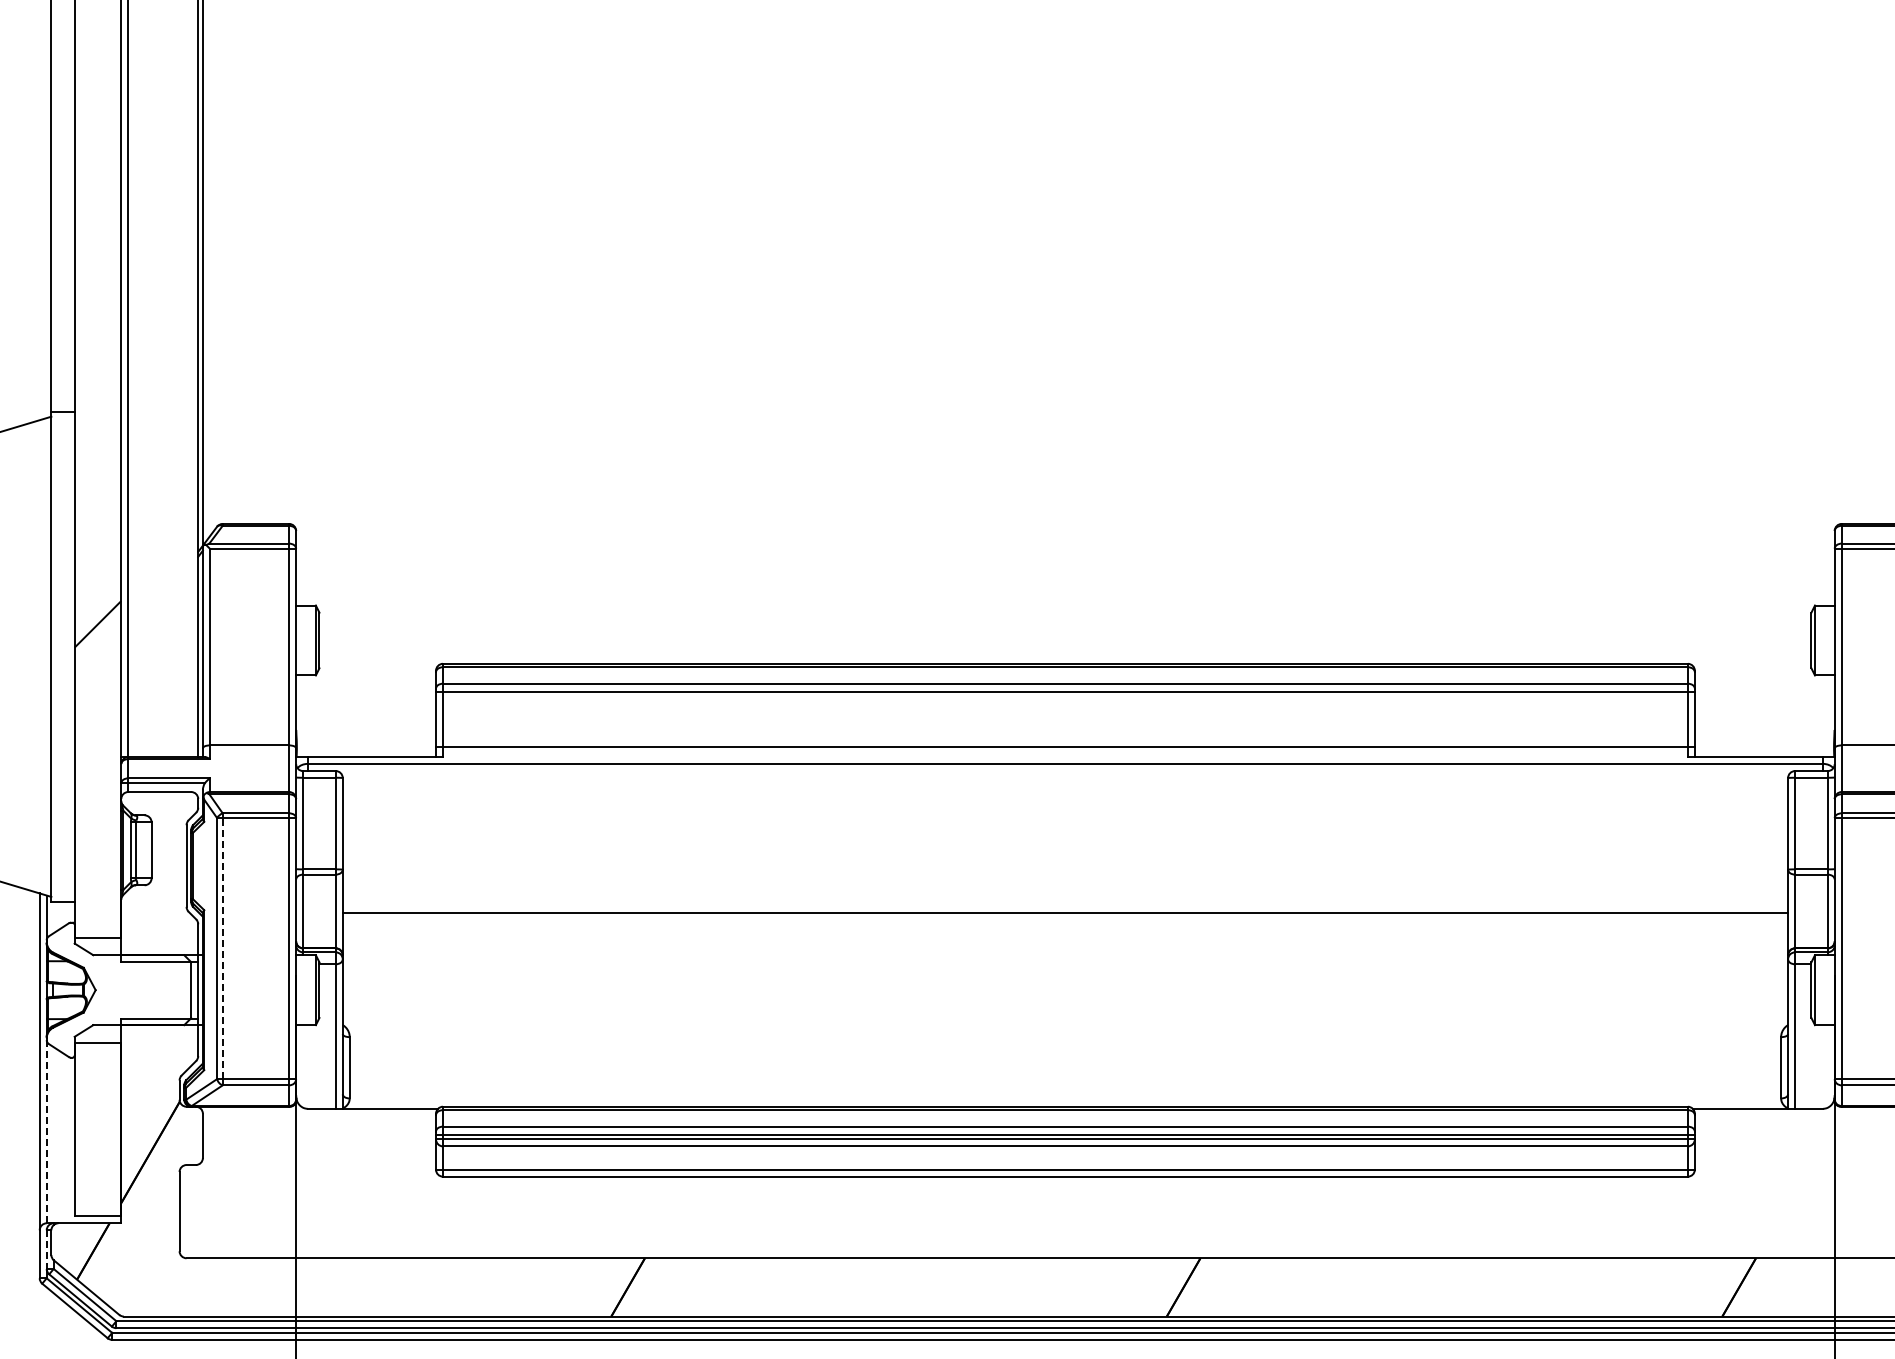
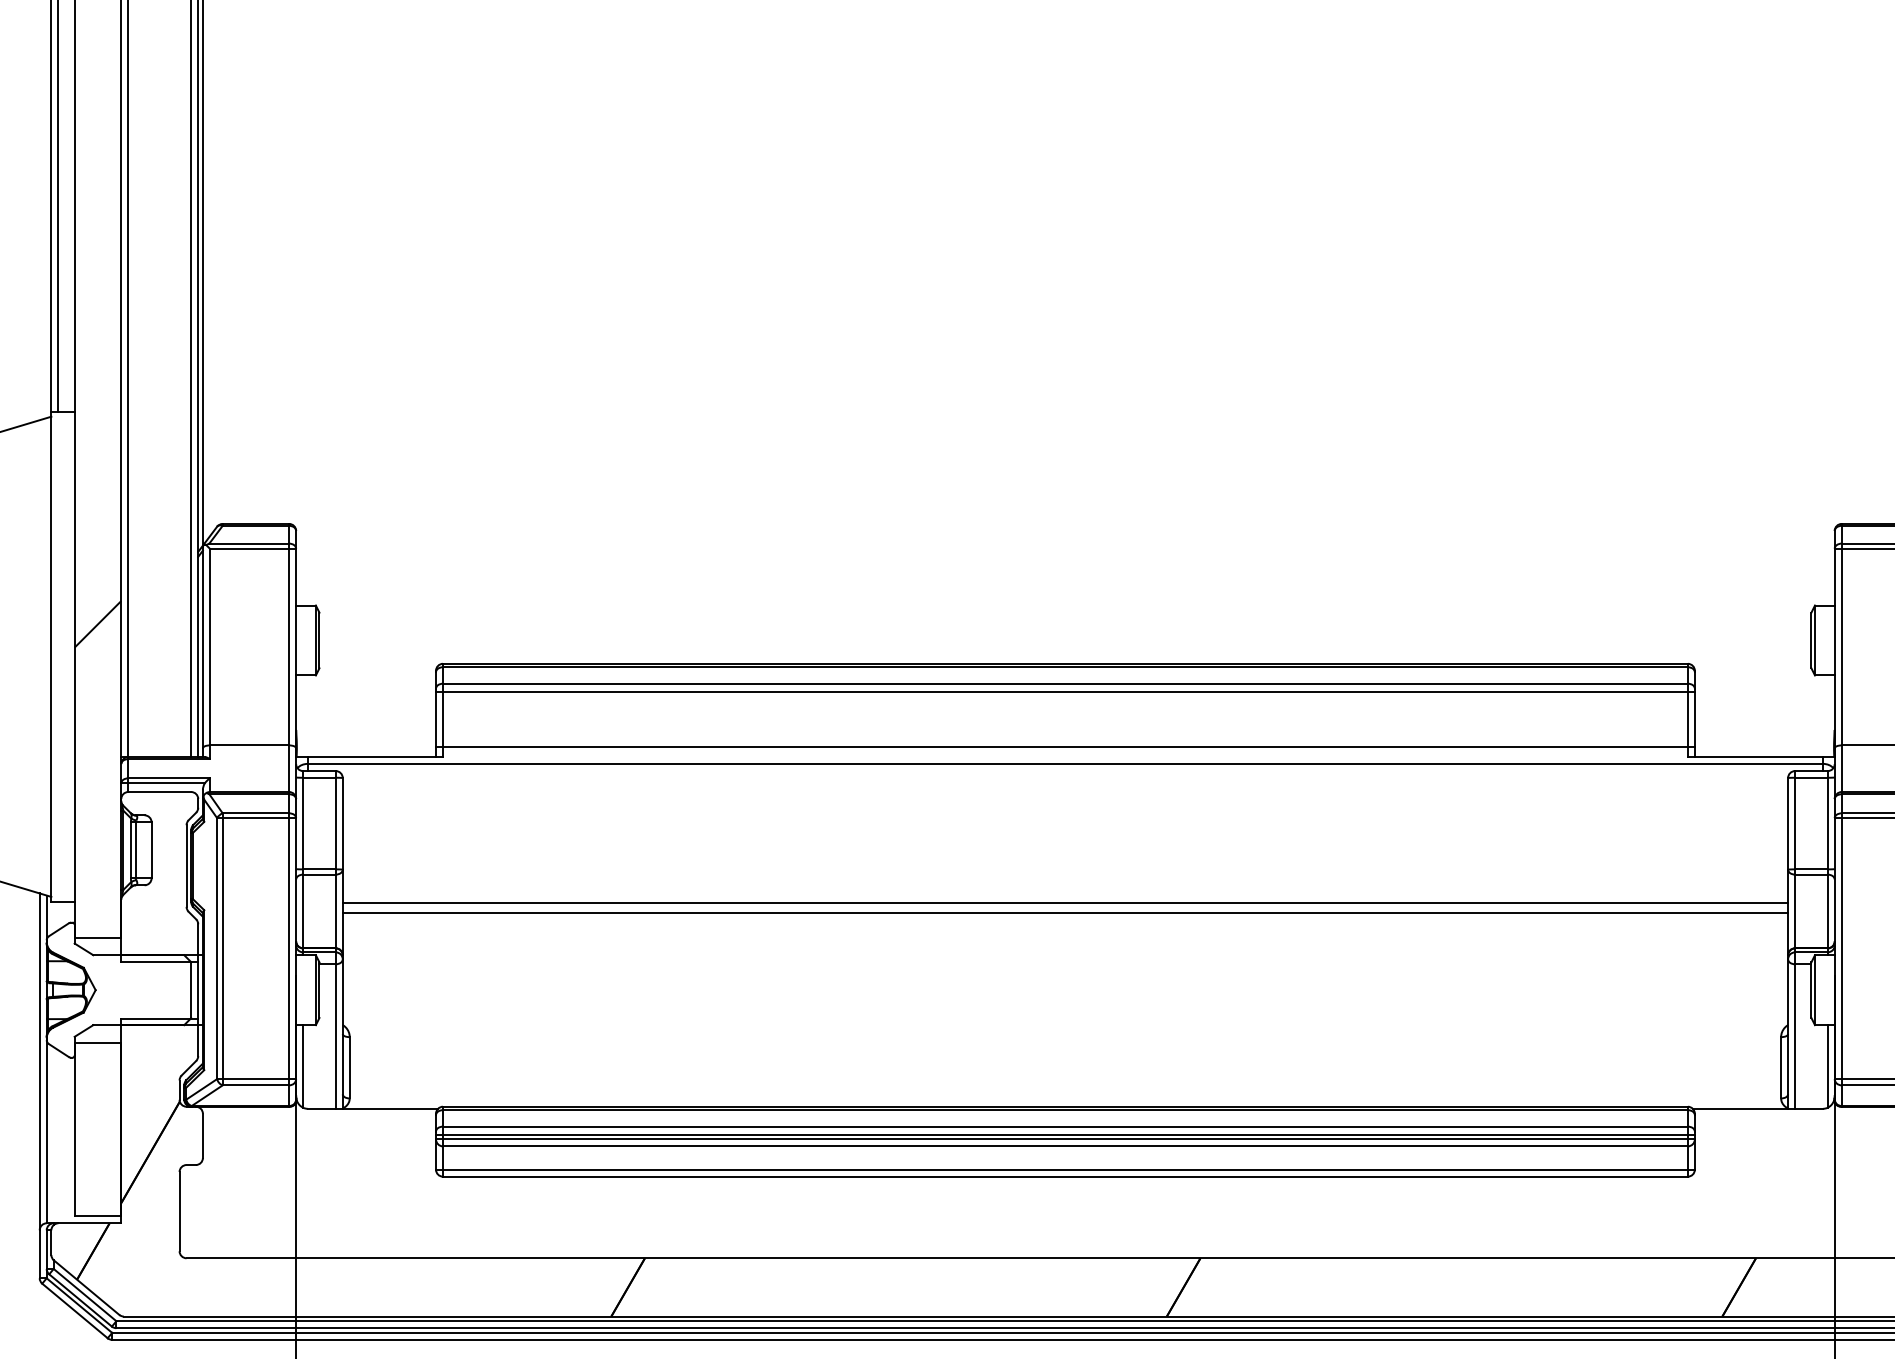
line: none -> present (58, 207)
line: none -> present (191, 379)
line: none -> present (1065, 903)
line: dashed -> solid (222, 948)
line: none -> present (303, 1066)
line: none -> present (1827, 1066)
line: dashed -> solid (46, 1131)
line: dashed -> solid (46, 1250)
